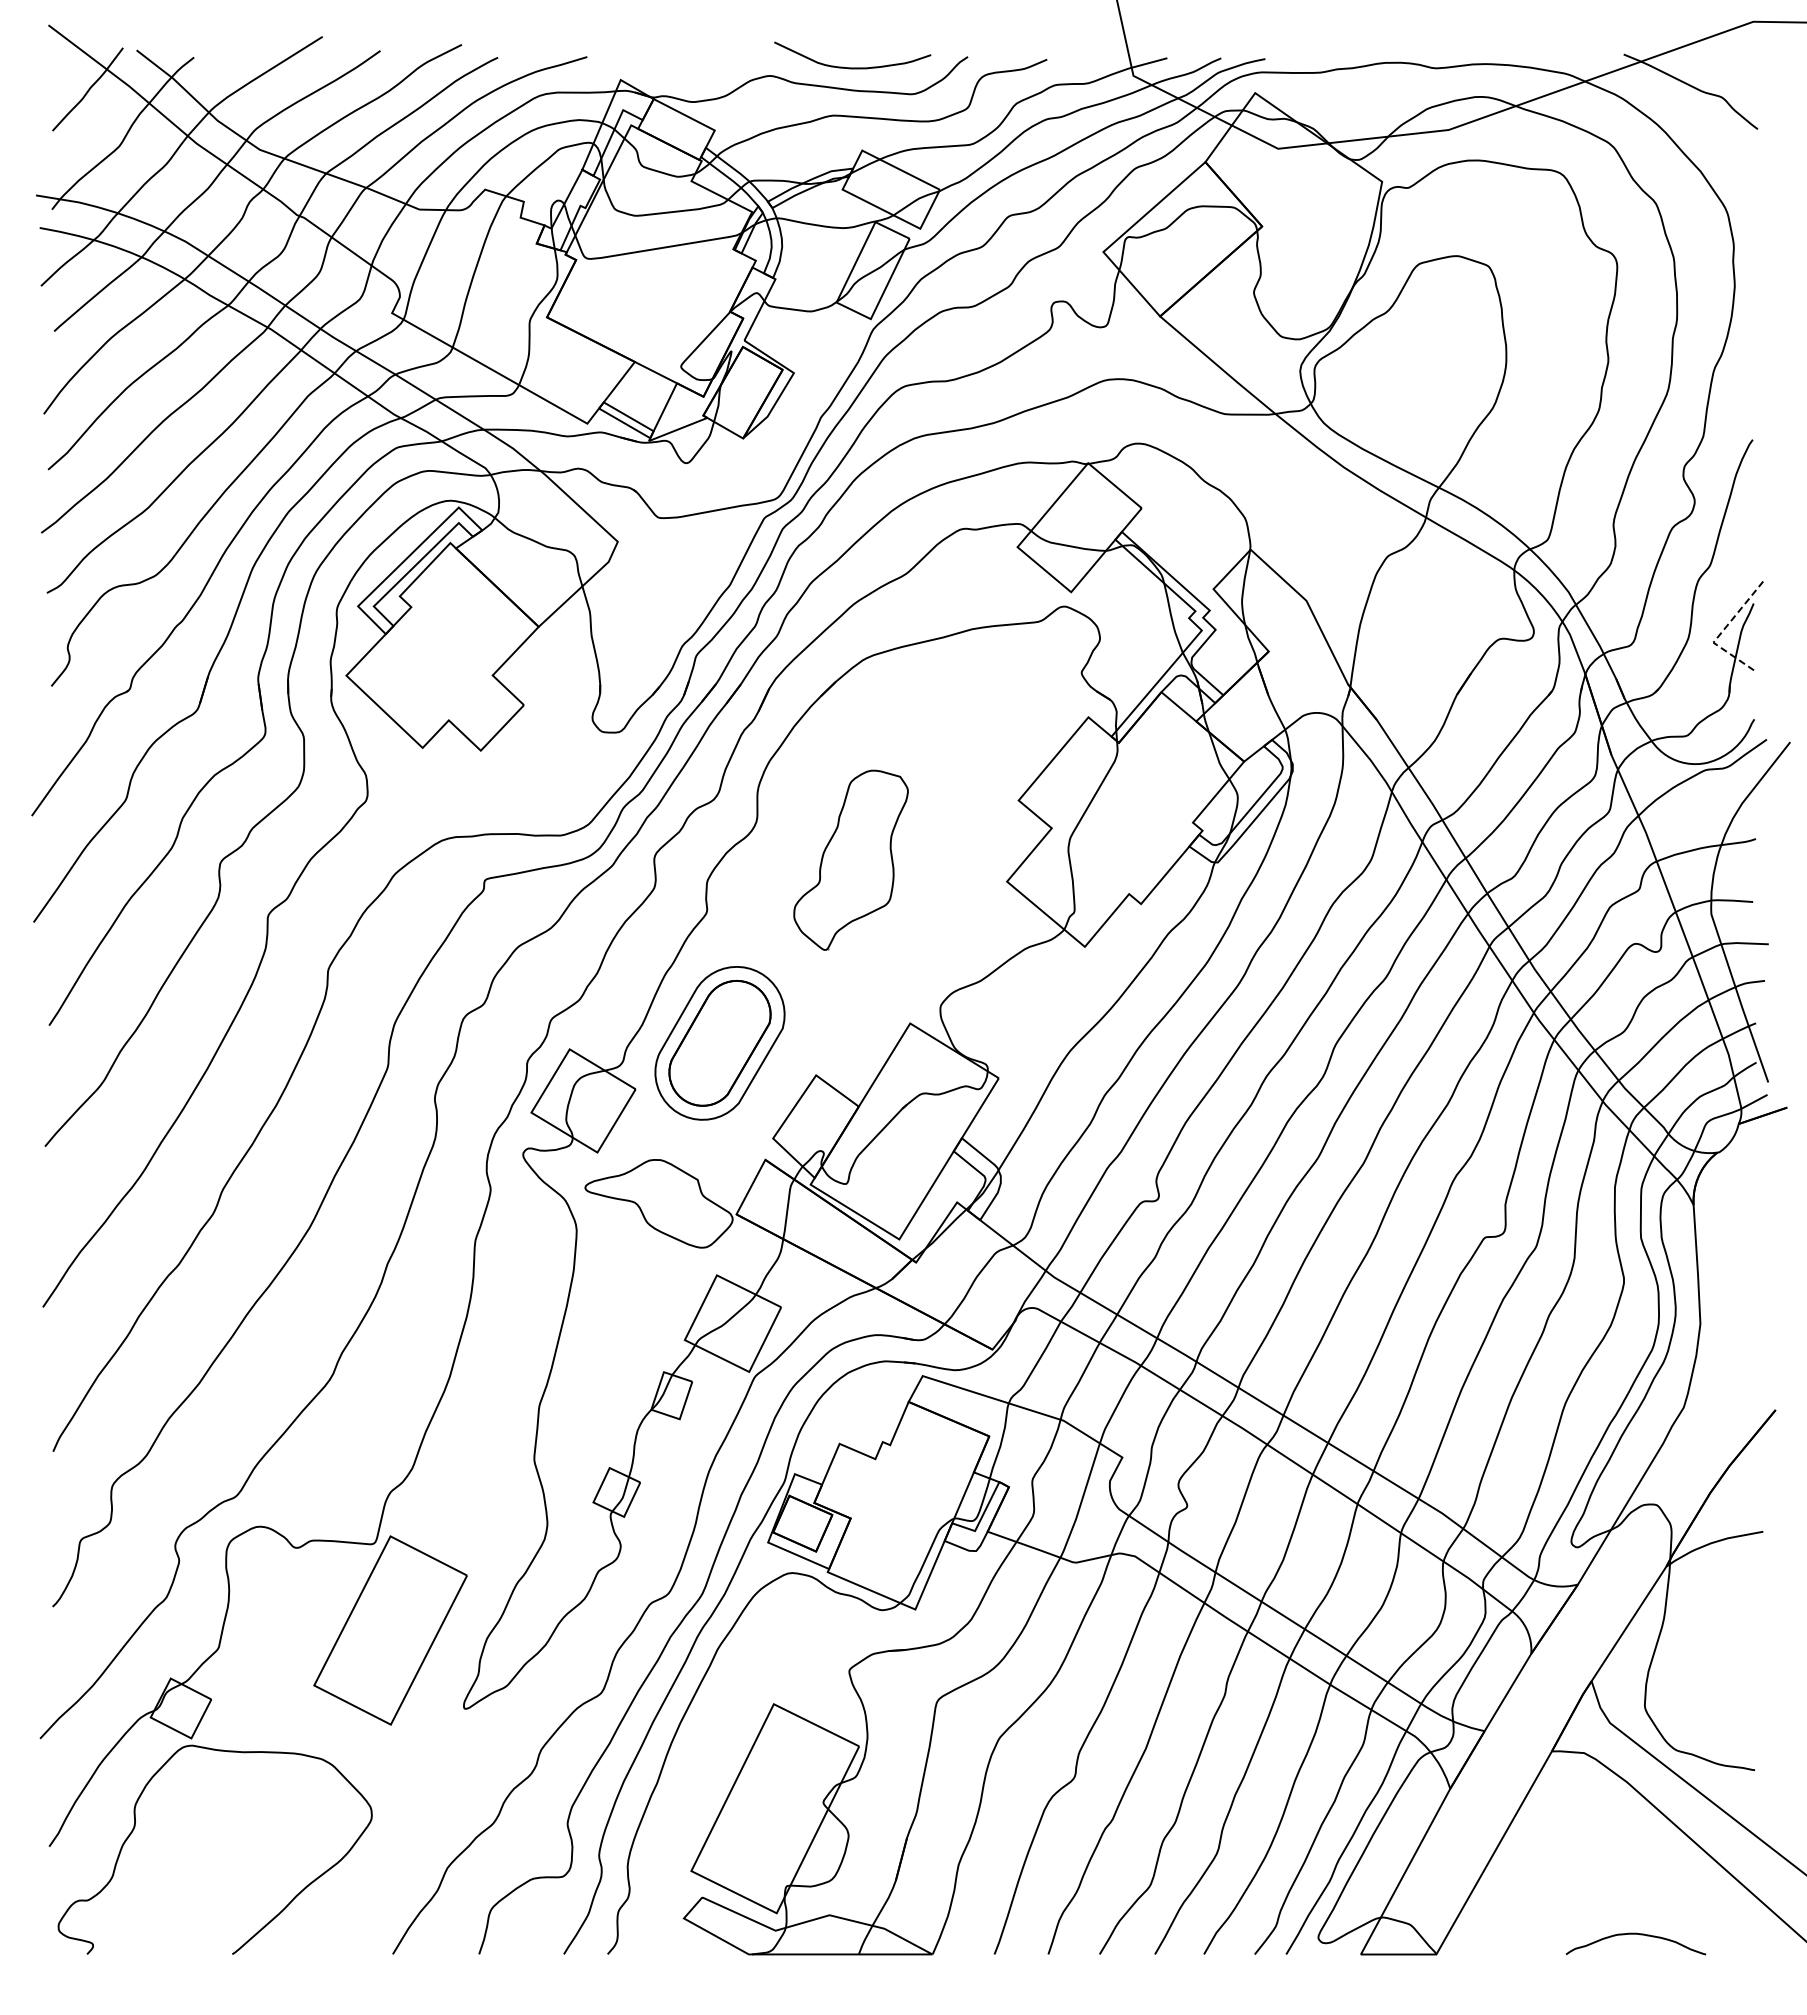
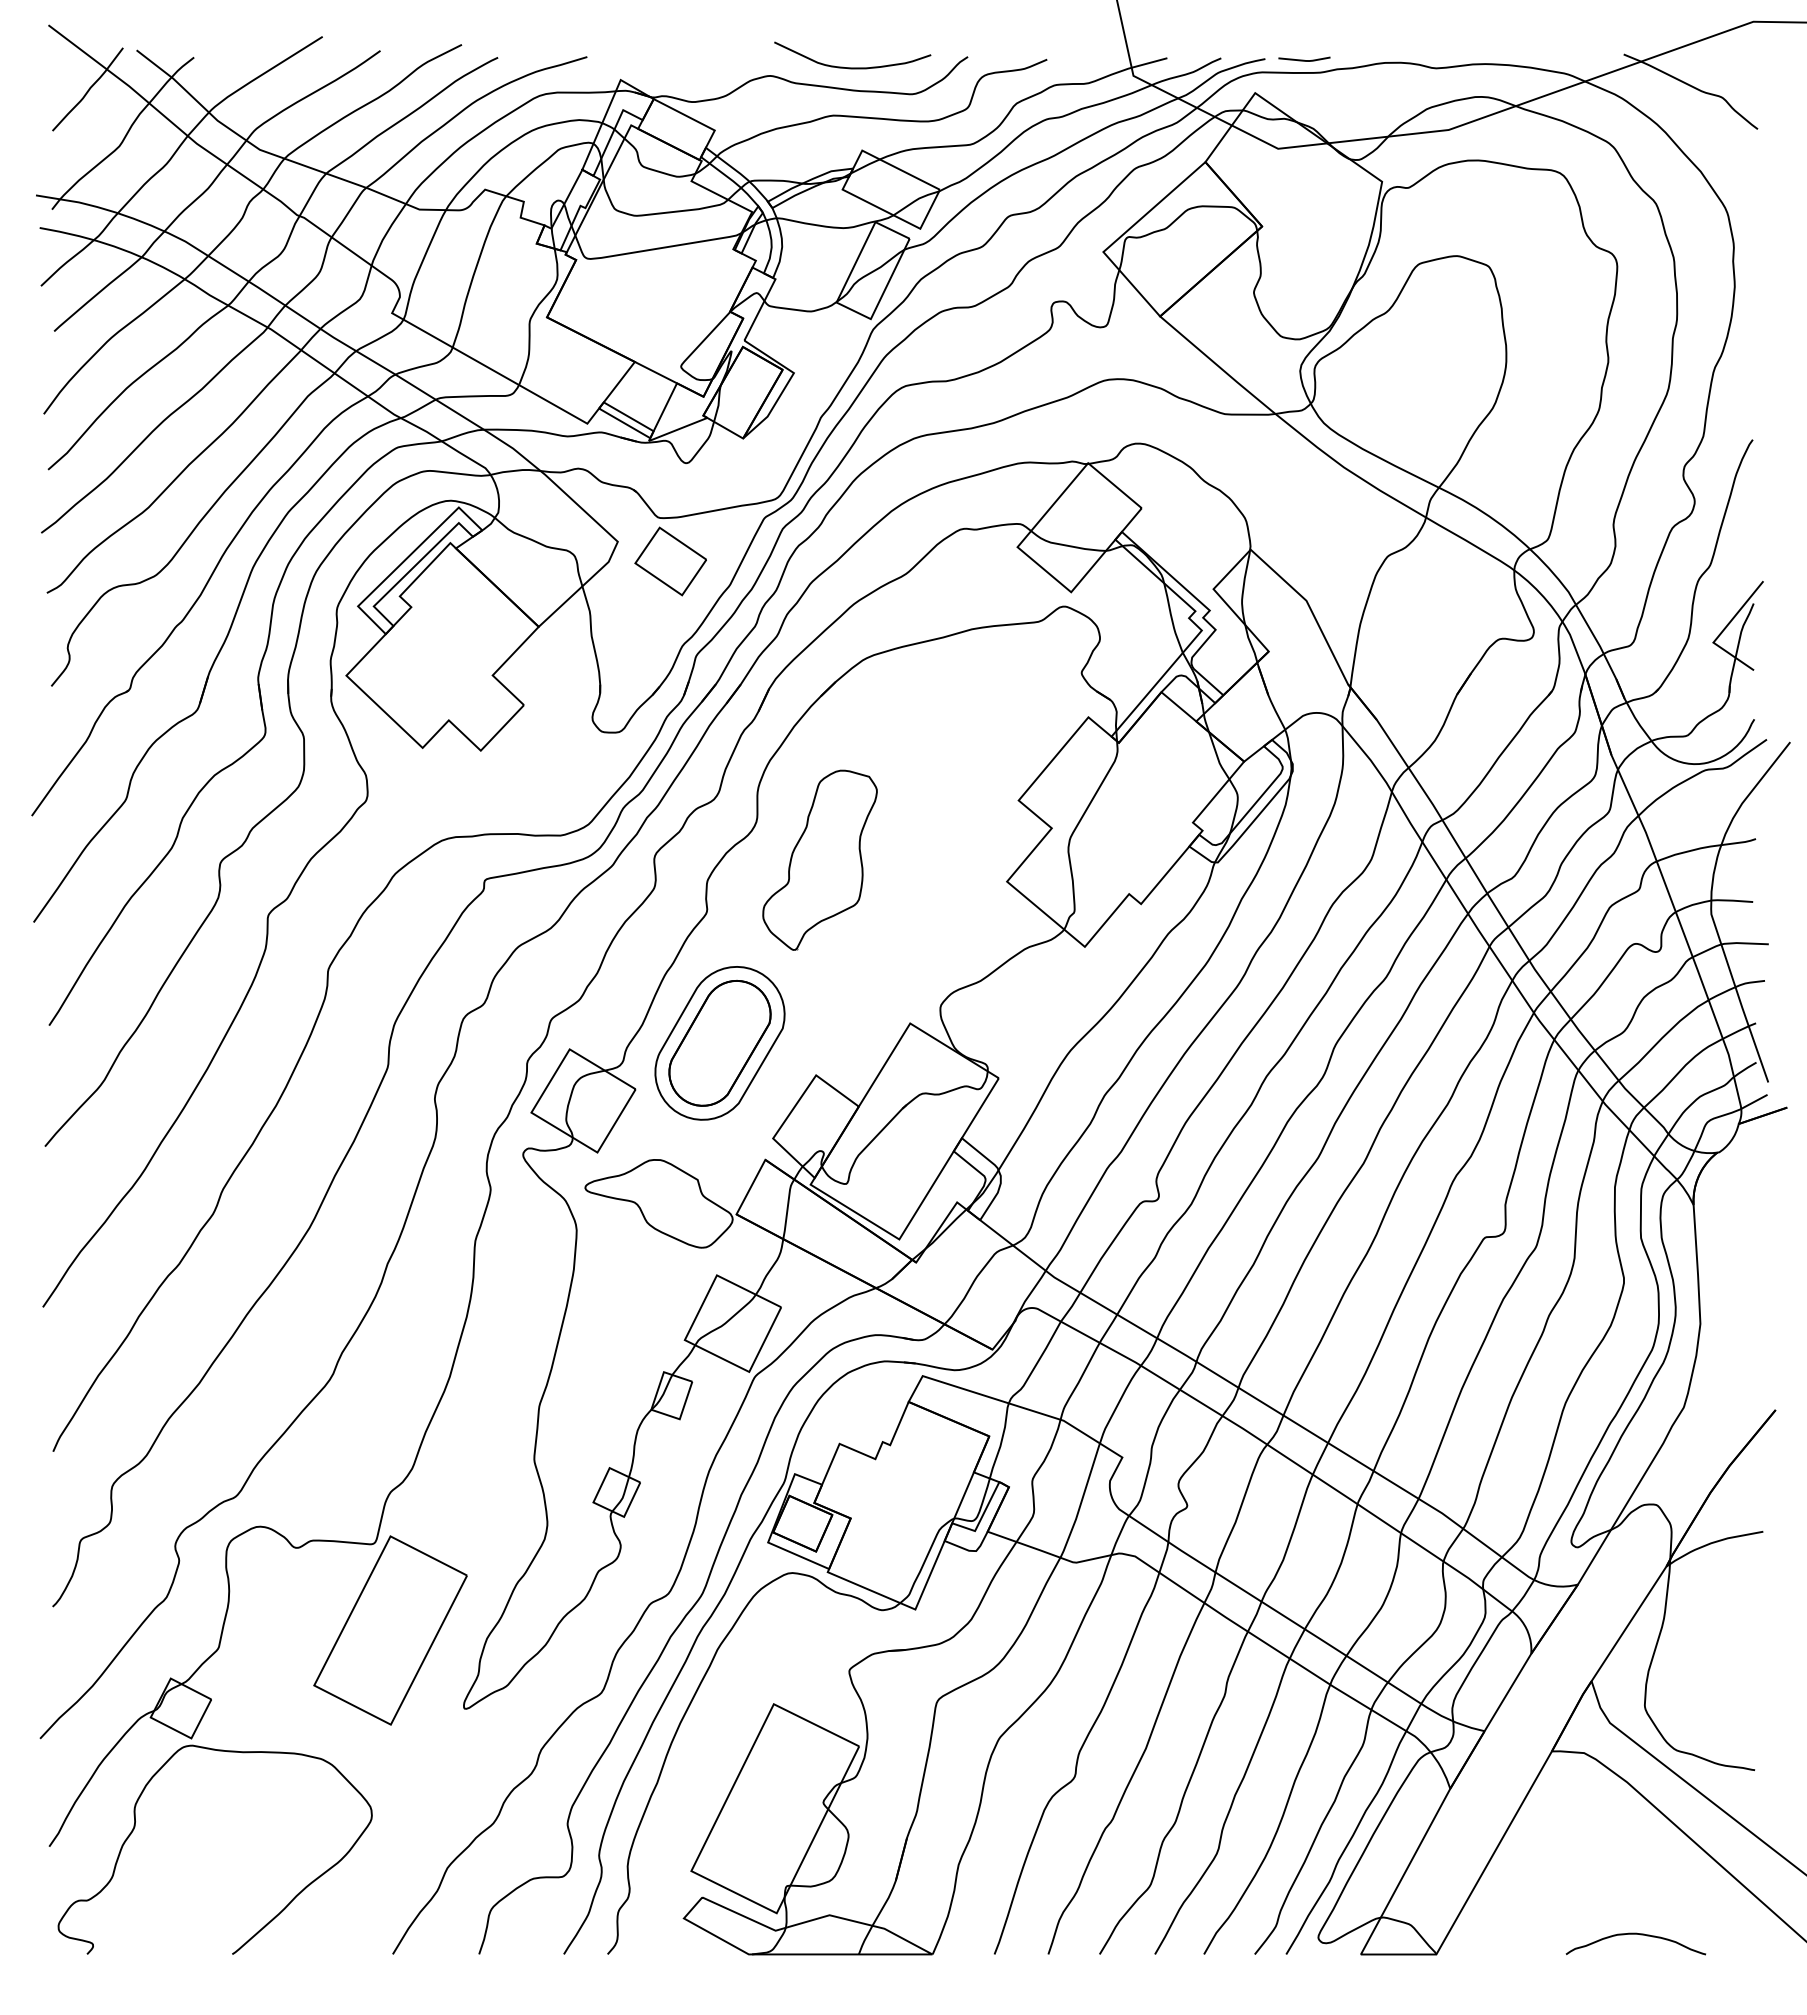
line: none -> present (1304, 59)
part: none -> present (670, 561)
line: dashed -> solid (1722, 631)
part position: (850, 859) -> (819, 859) (819, 859)
